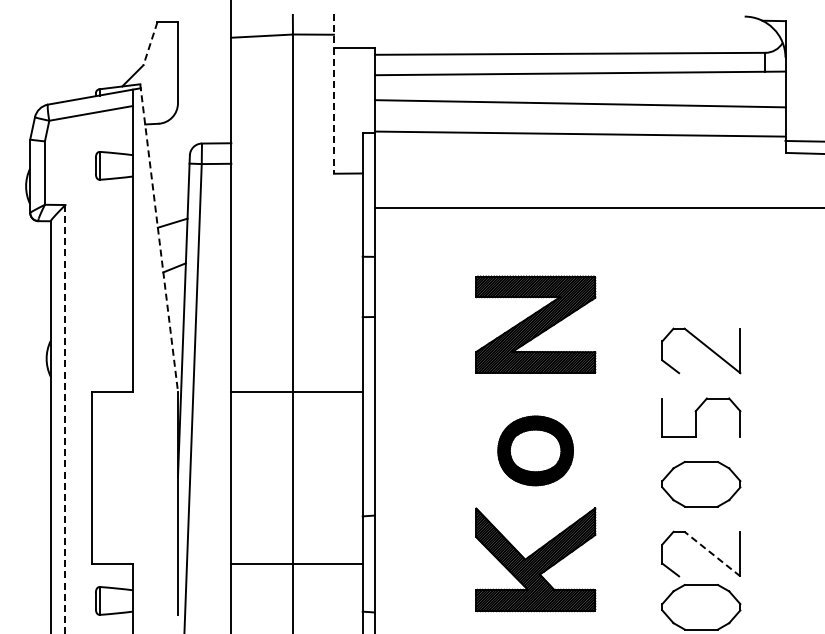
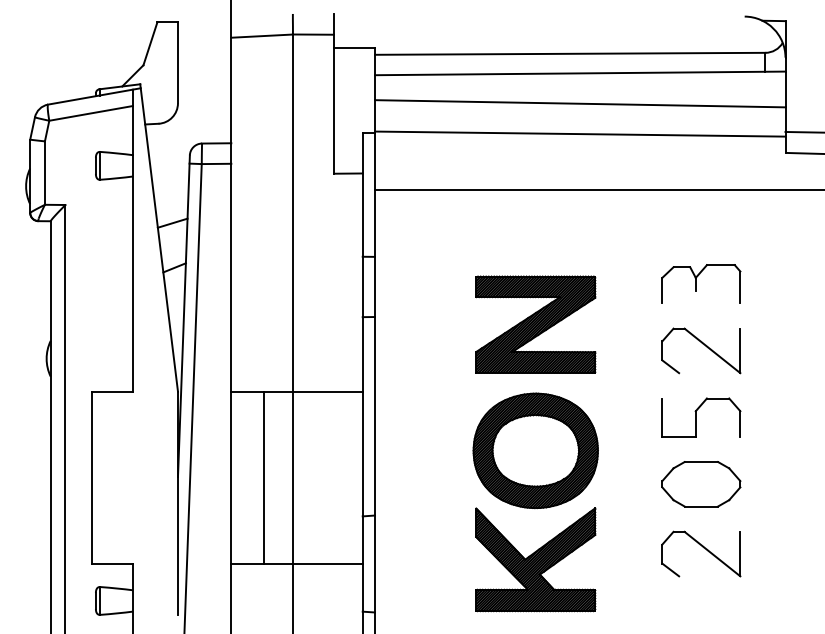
line: dashed -> solid (150, 43)
line: dashed -> solid (333, 93)
line position: (803, 140) -> (803, 131) (803, 131)
line position: (598, 207) -> (598, 189) (598, 189)
line: dashed -> solid (159, 237)
part: none -> present (701, 283)
line: dashed -> solid (65, 419)
part size: 77x72 px -> 127x118 px (535, 450)
line: none -> present (264, 477)
line: dashed -> solid (712, 554)
part: present -> none (701, 607)
